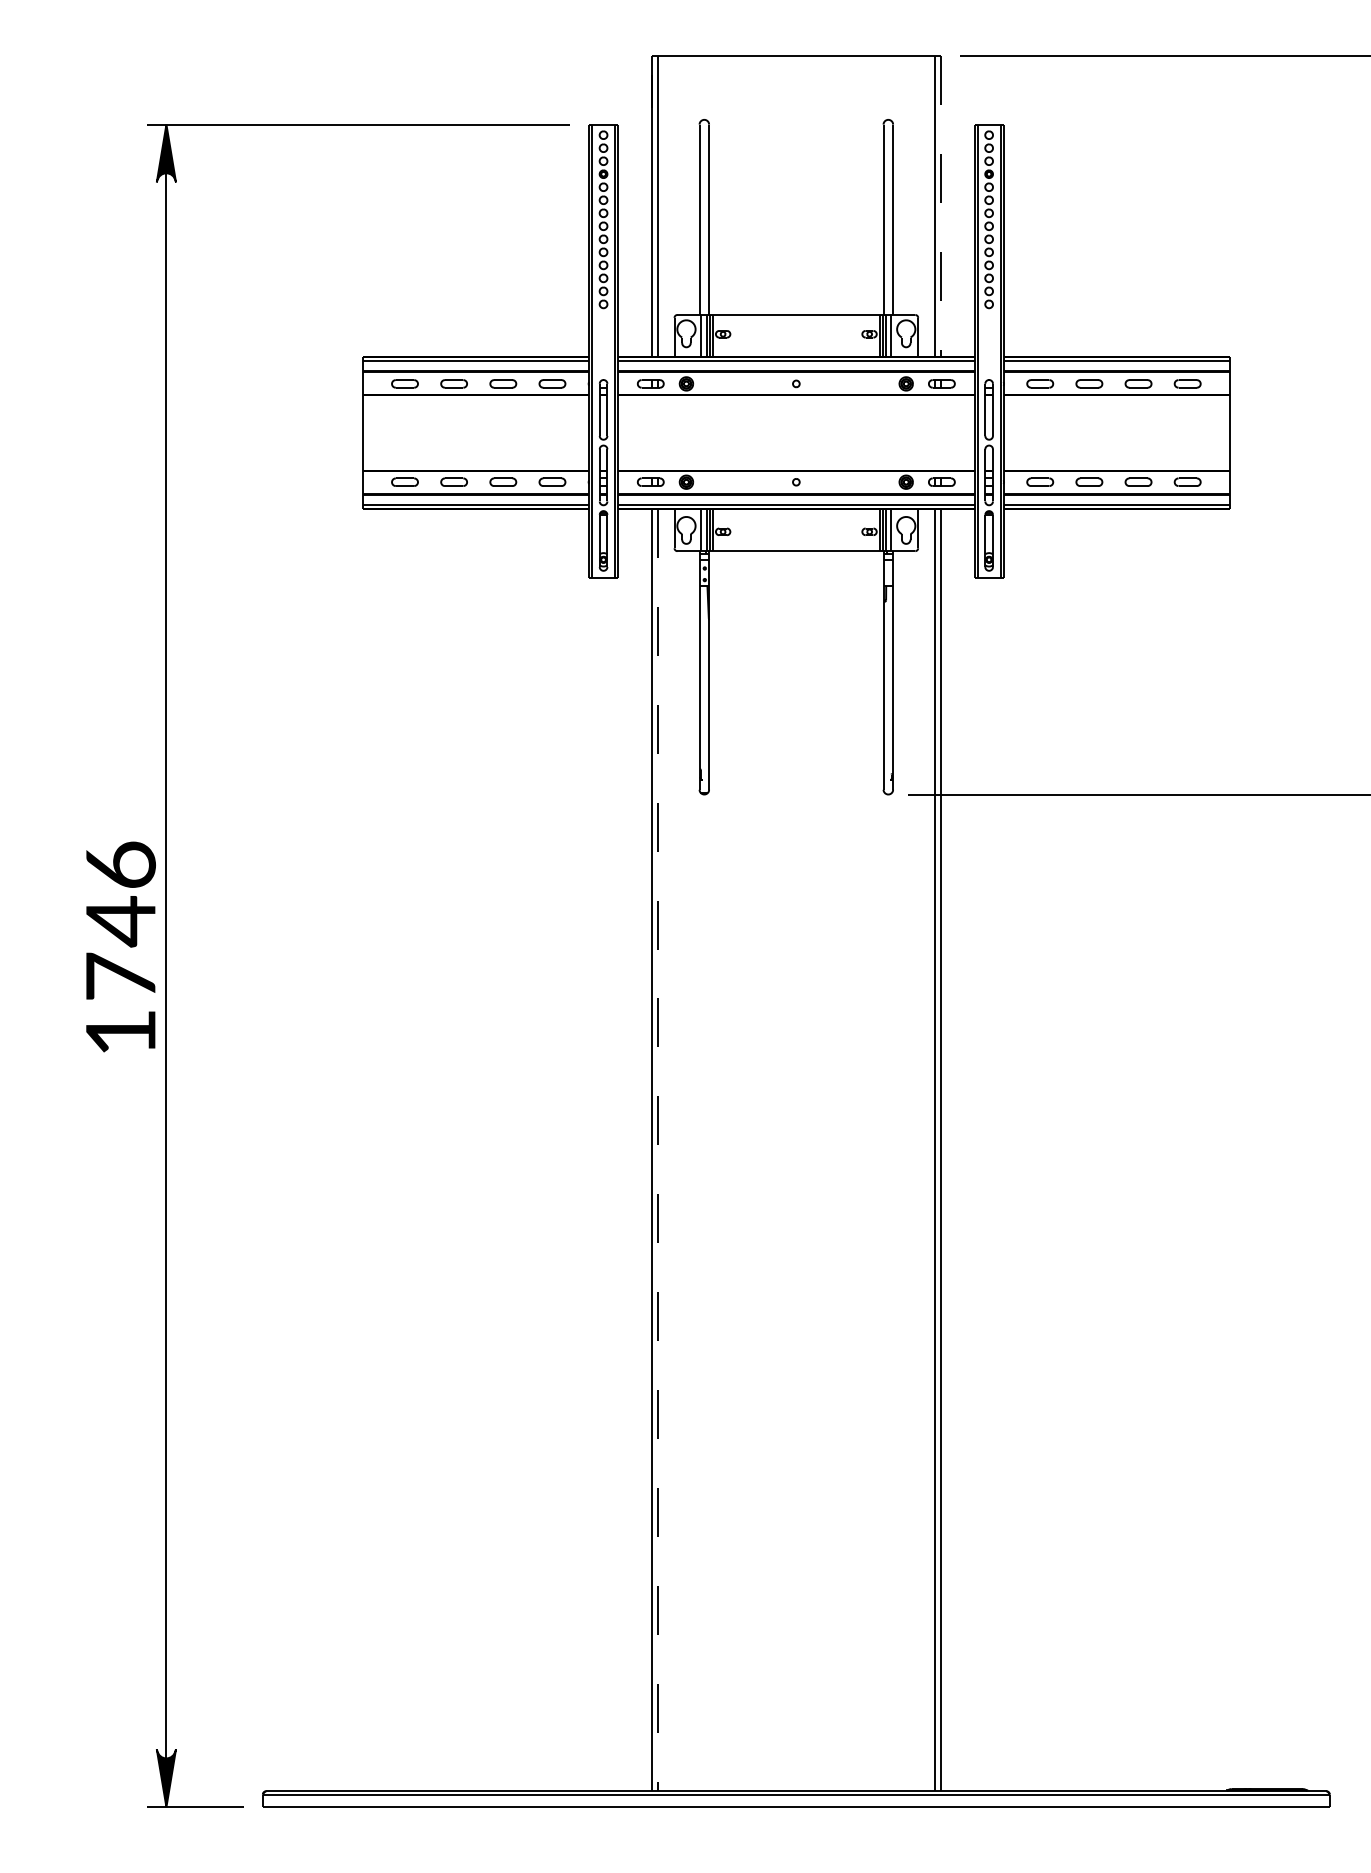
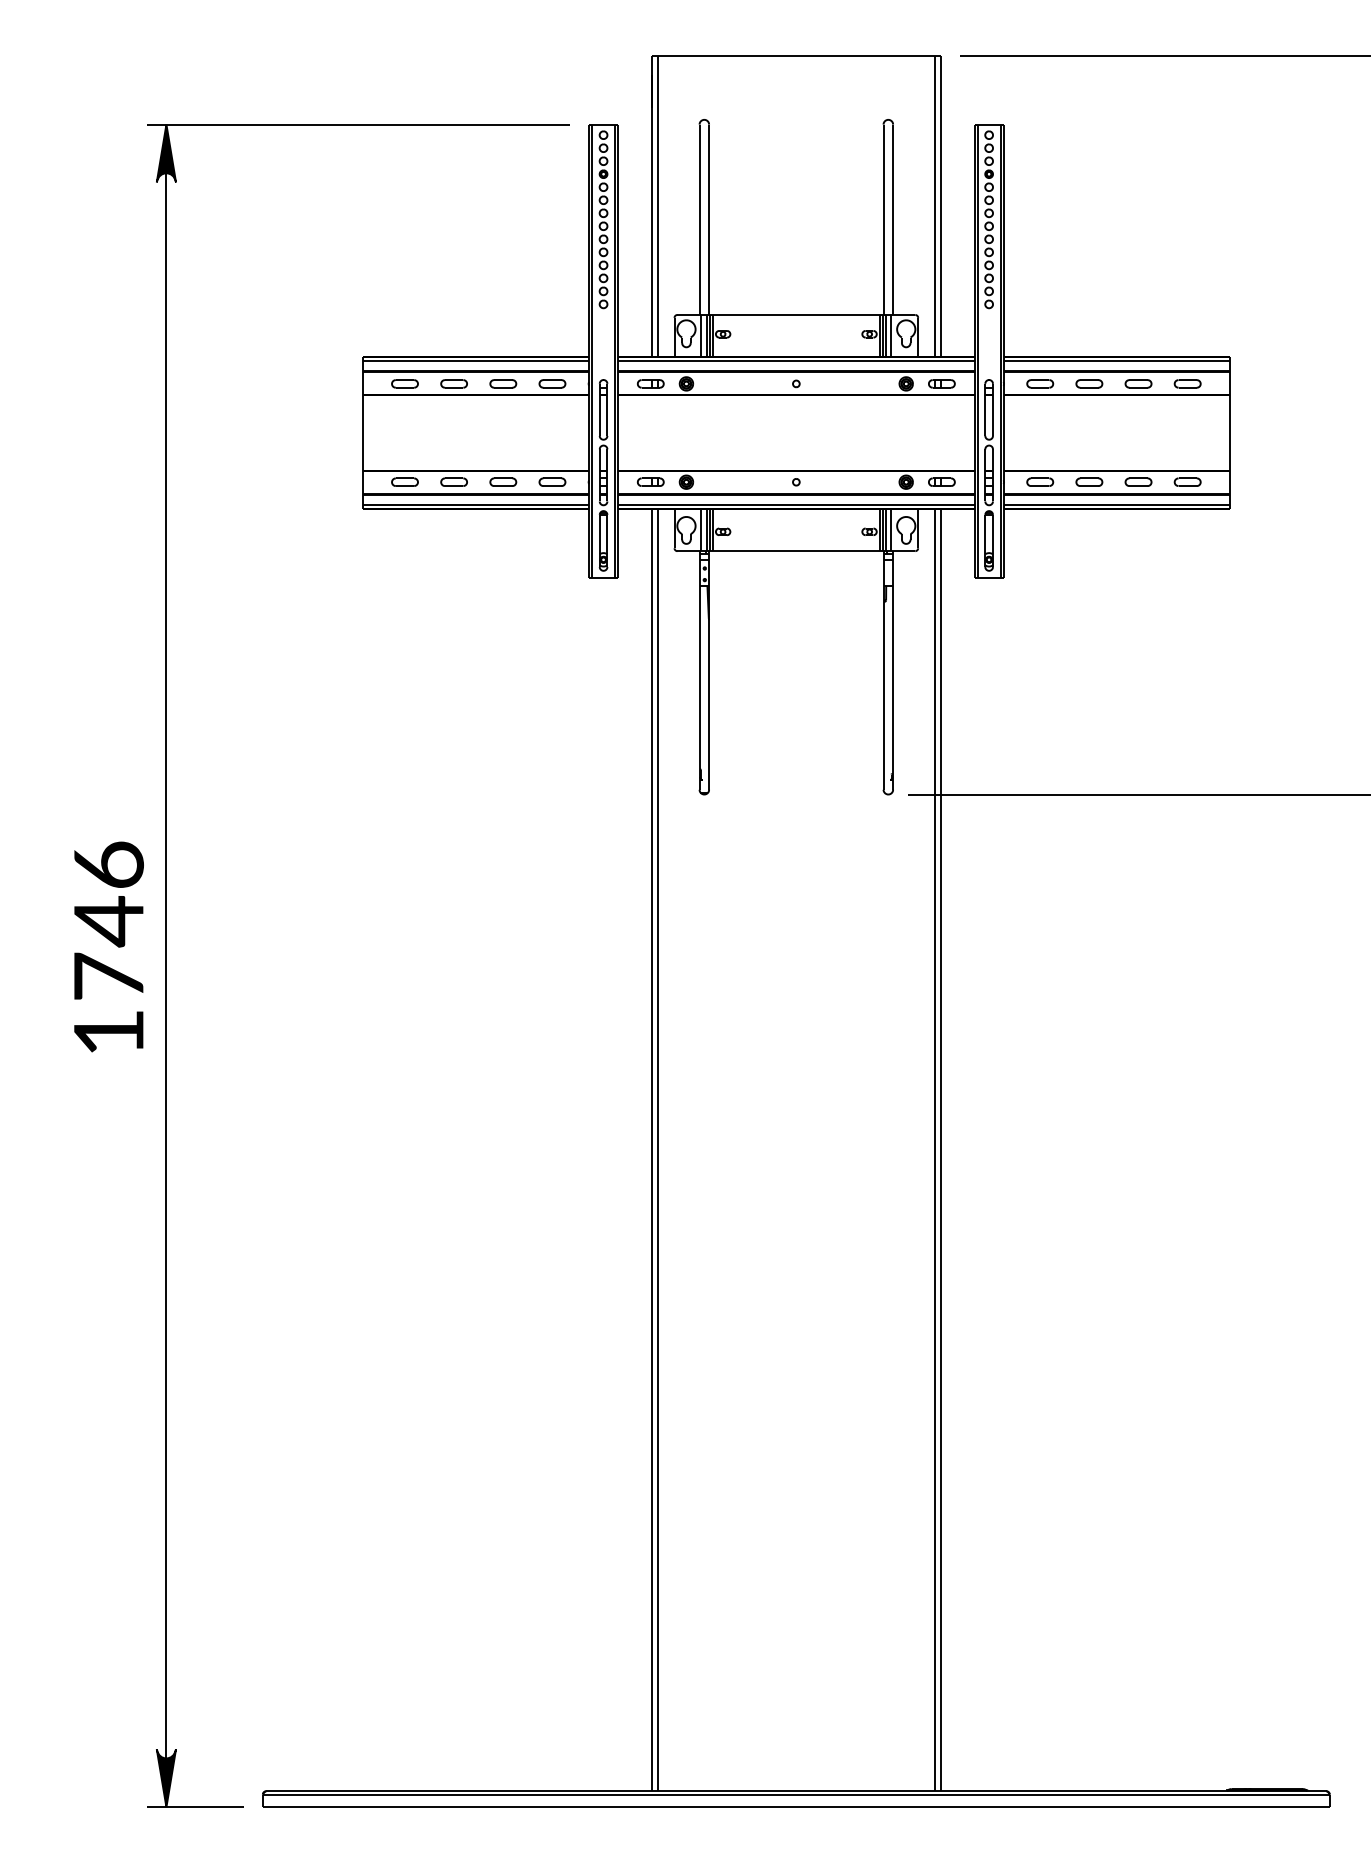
line: dashed -> solid (940, 206)
text position: (120, 946) -> (108, 946) (108, 946)
line: dashed -> solid (657, 1150)
